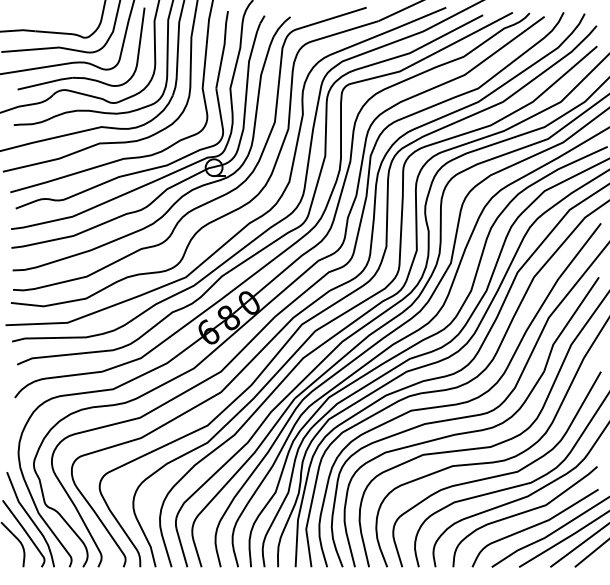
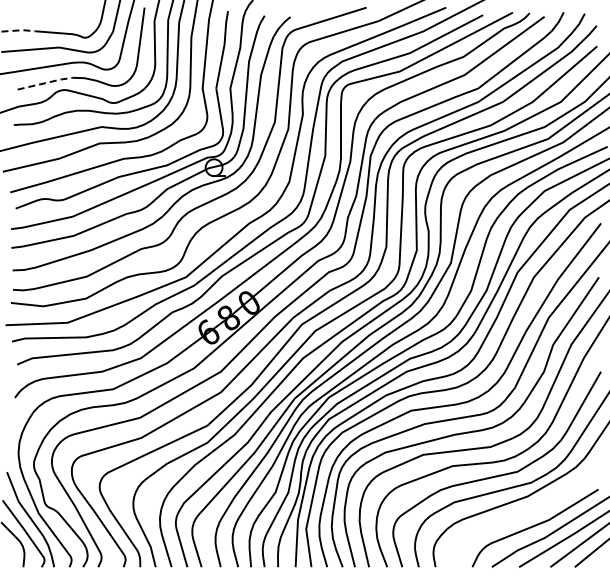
line: solid -> dashed (19, 30)
line: solid -> dashed (45, 83)
curve: present -> none (524, 513)
